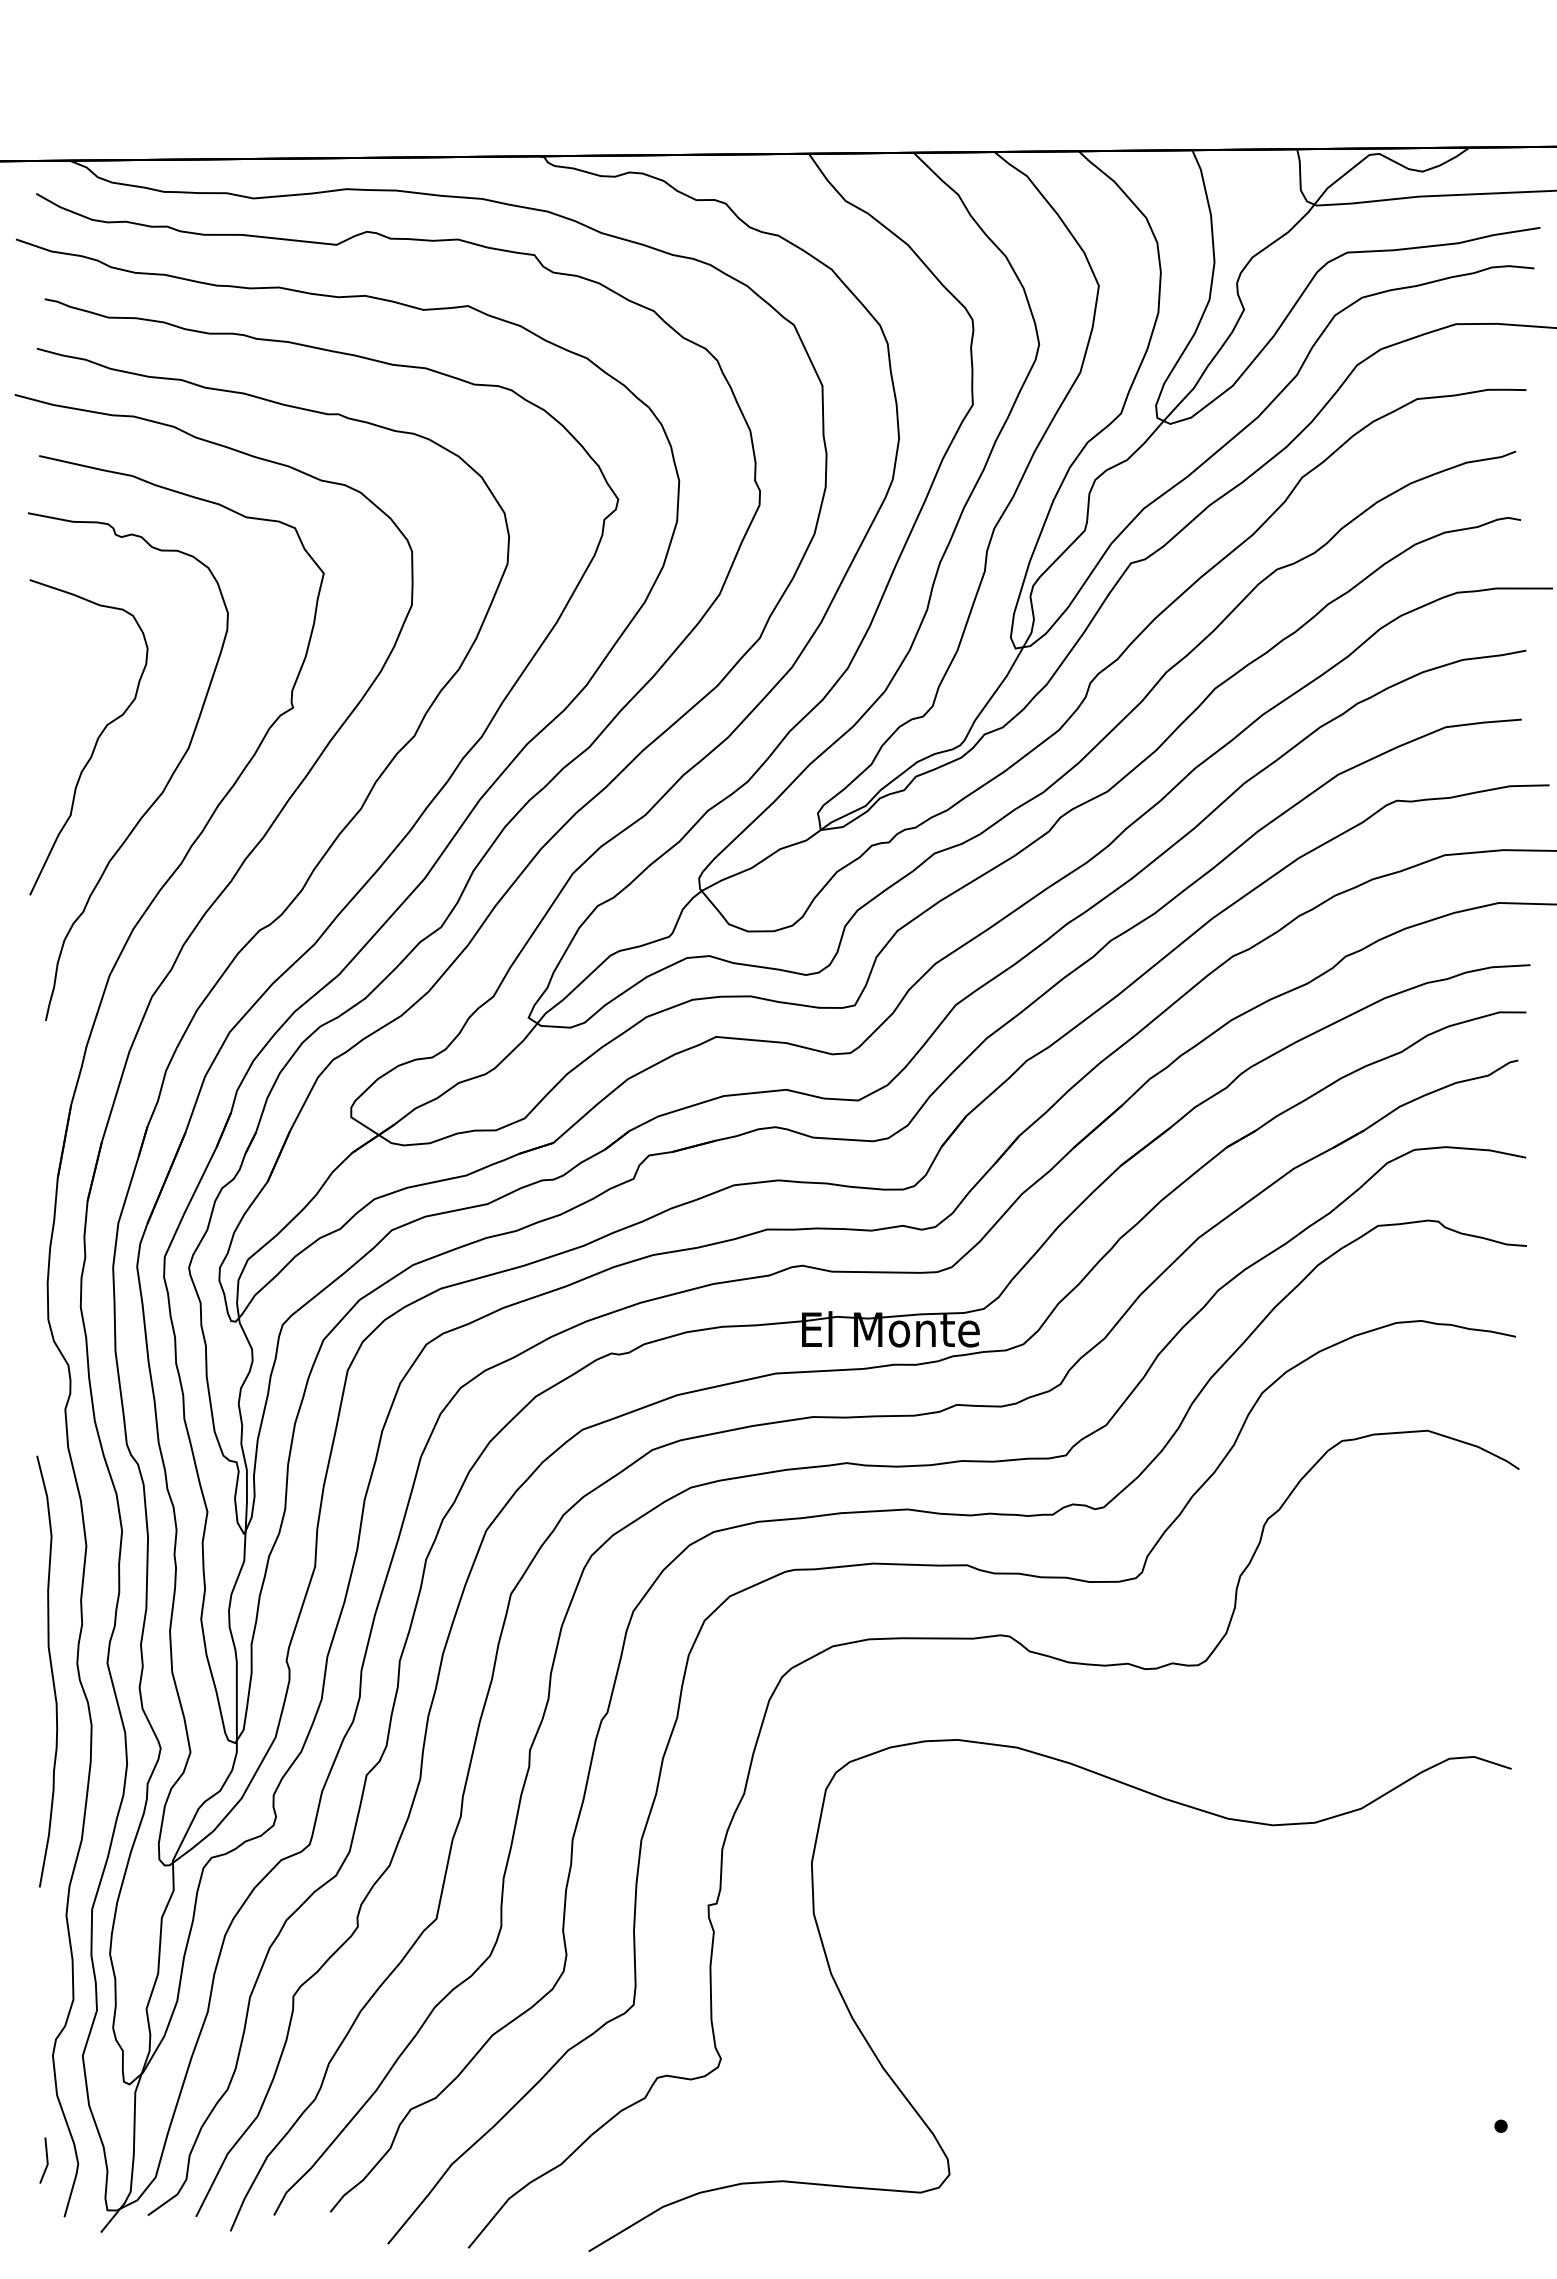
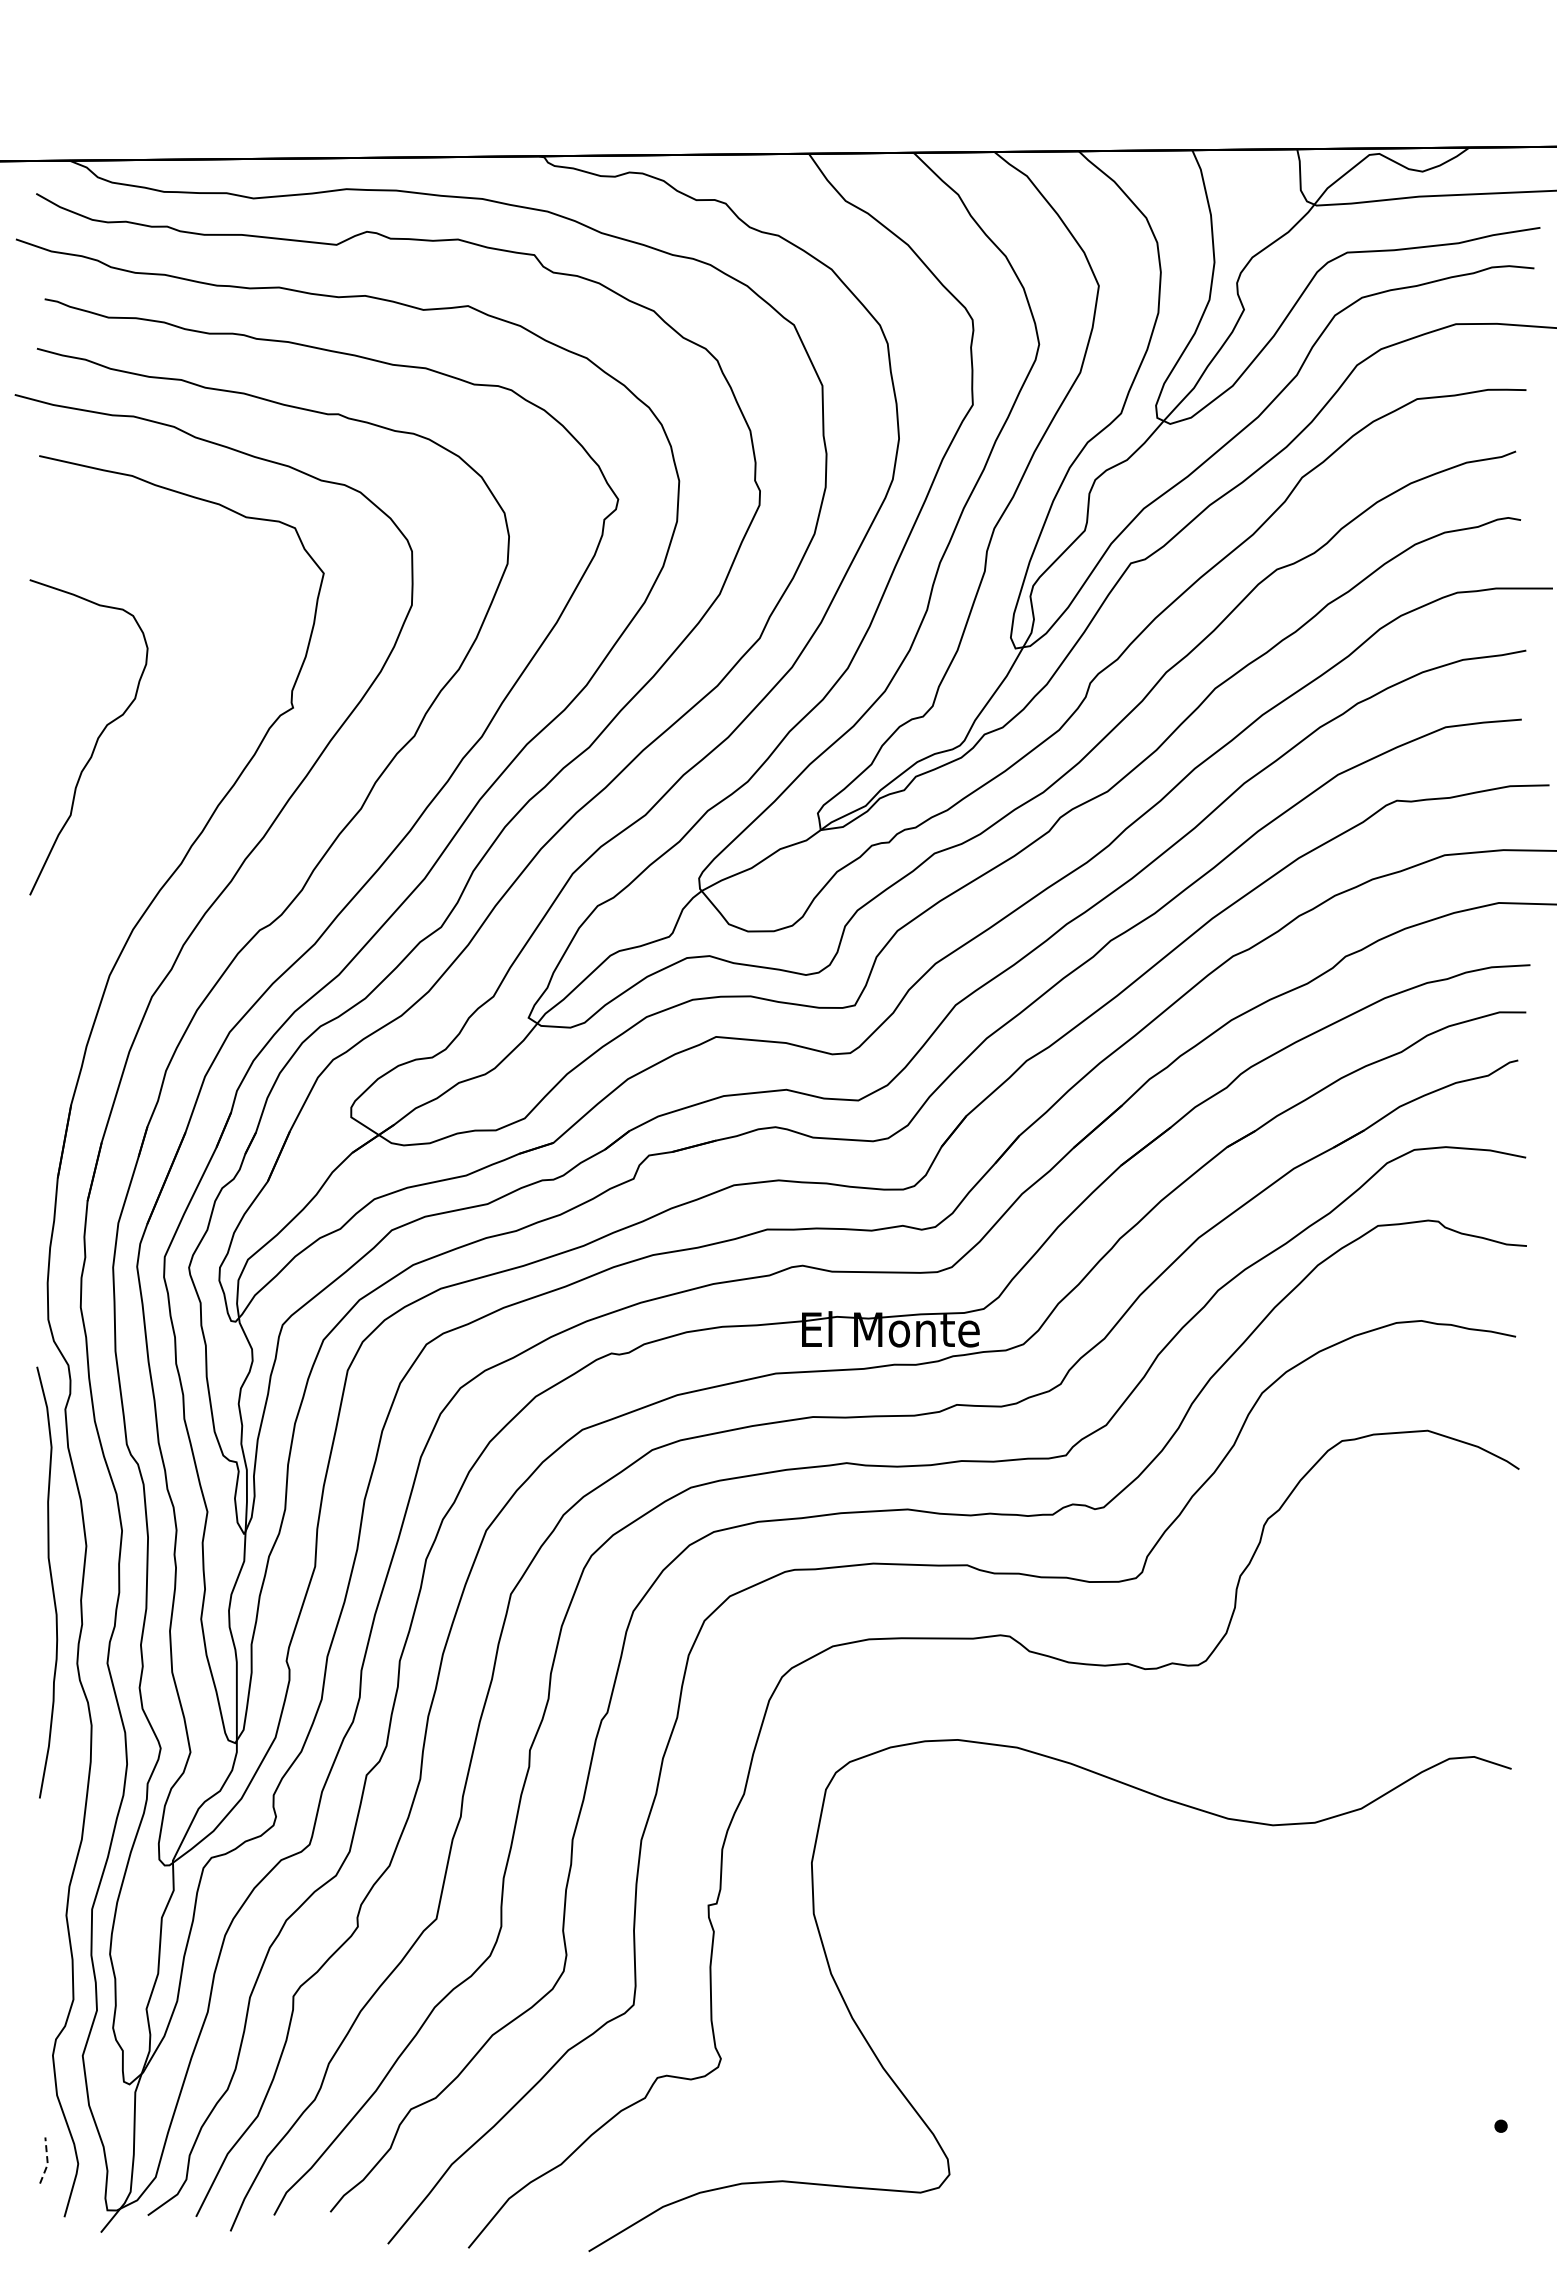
curve: present -> none (163, 788)
curve position: (50, 1669) -> (50, 1580) (50, 1580)
line: solid -> dashed (47, 2161)
